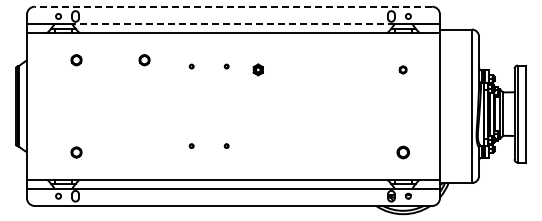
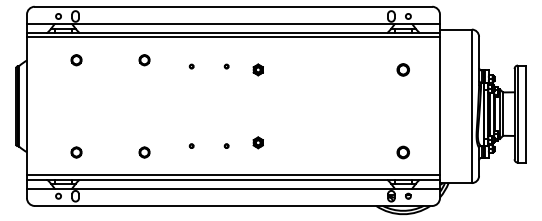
line: dashed -> solid (233, 6)
line: dashed -> solid (233, 23)
line: none -> present (232, 37)
circle size: 10x10 px -> 14x14 px (402, 69)
part: none -> present (257, 142)
part: none -> present (144, 152)
line: none -> present (232, 175)
